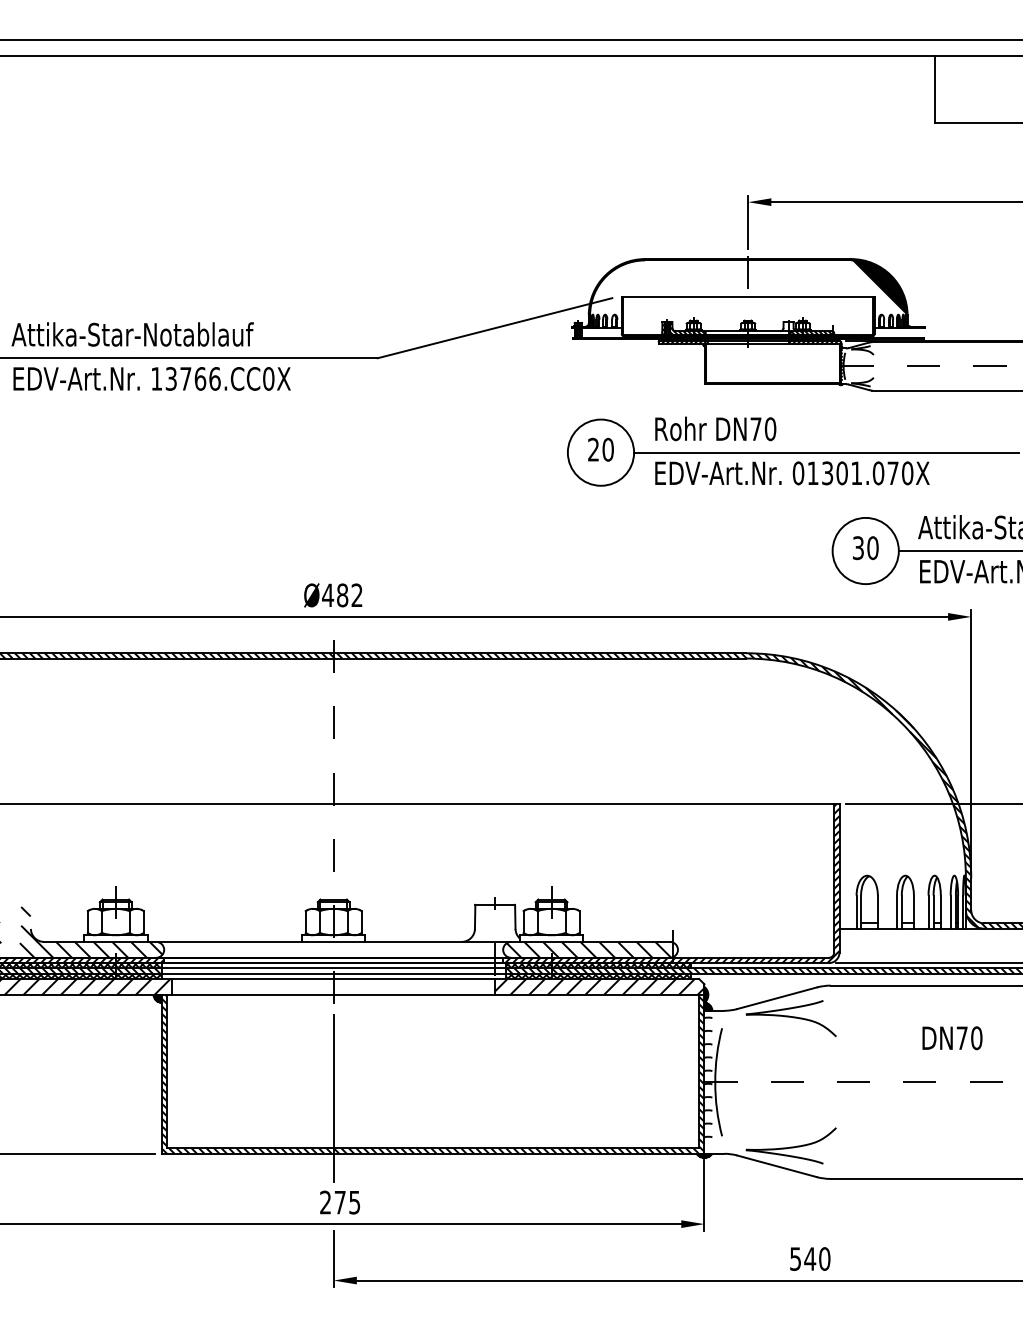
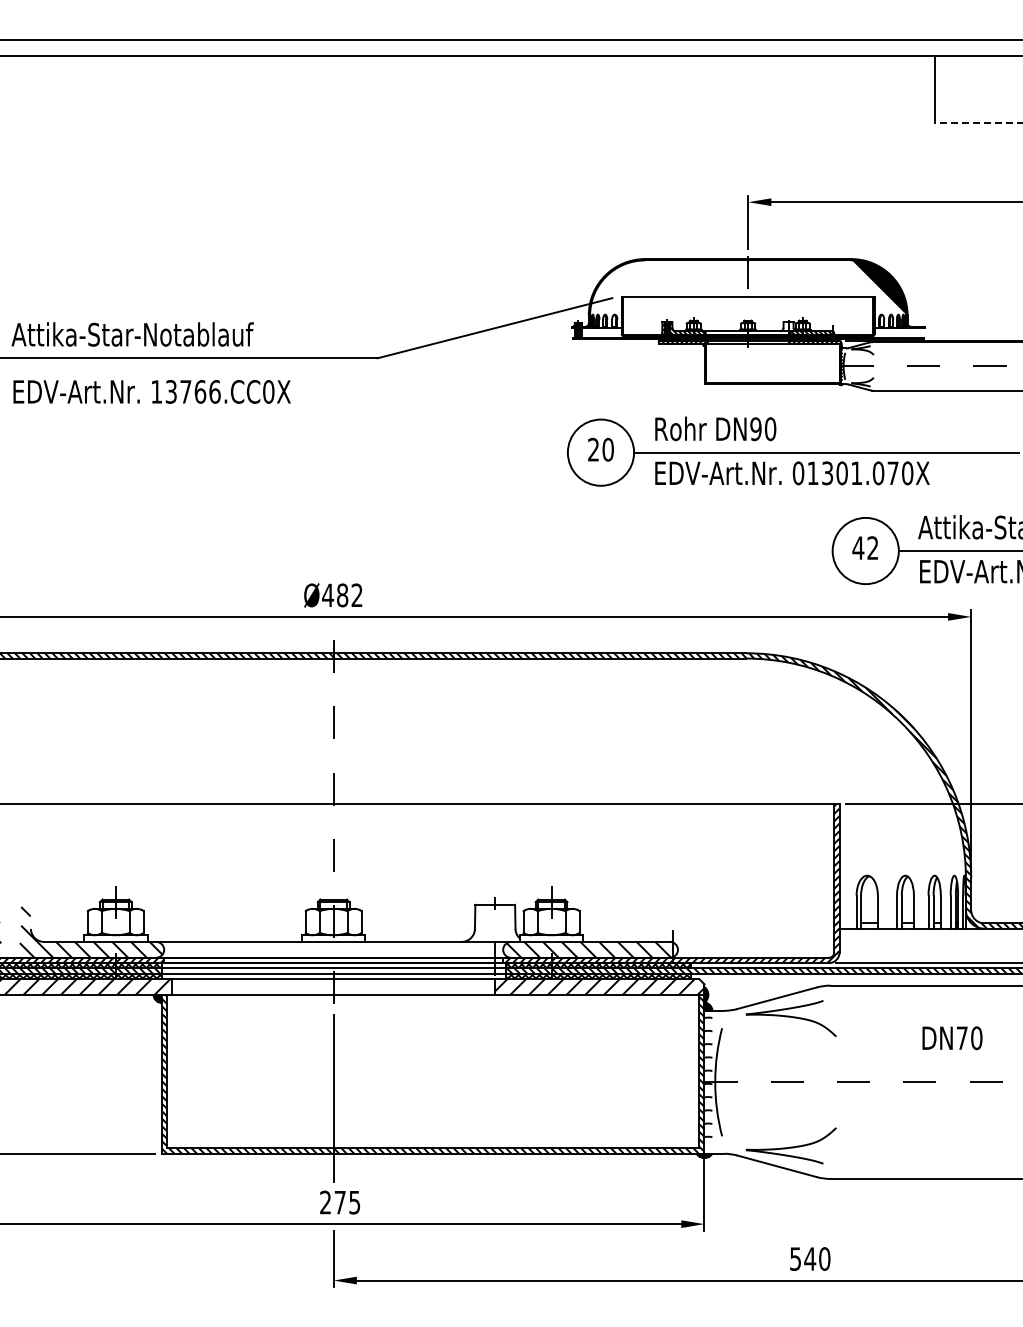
line: solid -> dashed (978, 122)
text position: (151, 378) -> (151, 391) (151, 391)
text: DN70 -> DN90 (755, 429)
text: 30 -> 42 (865, 548)
